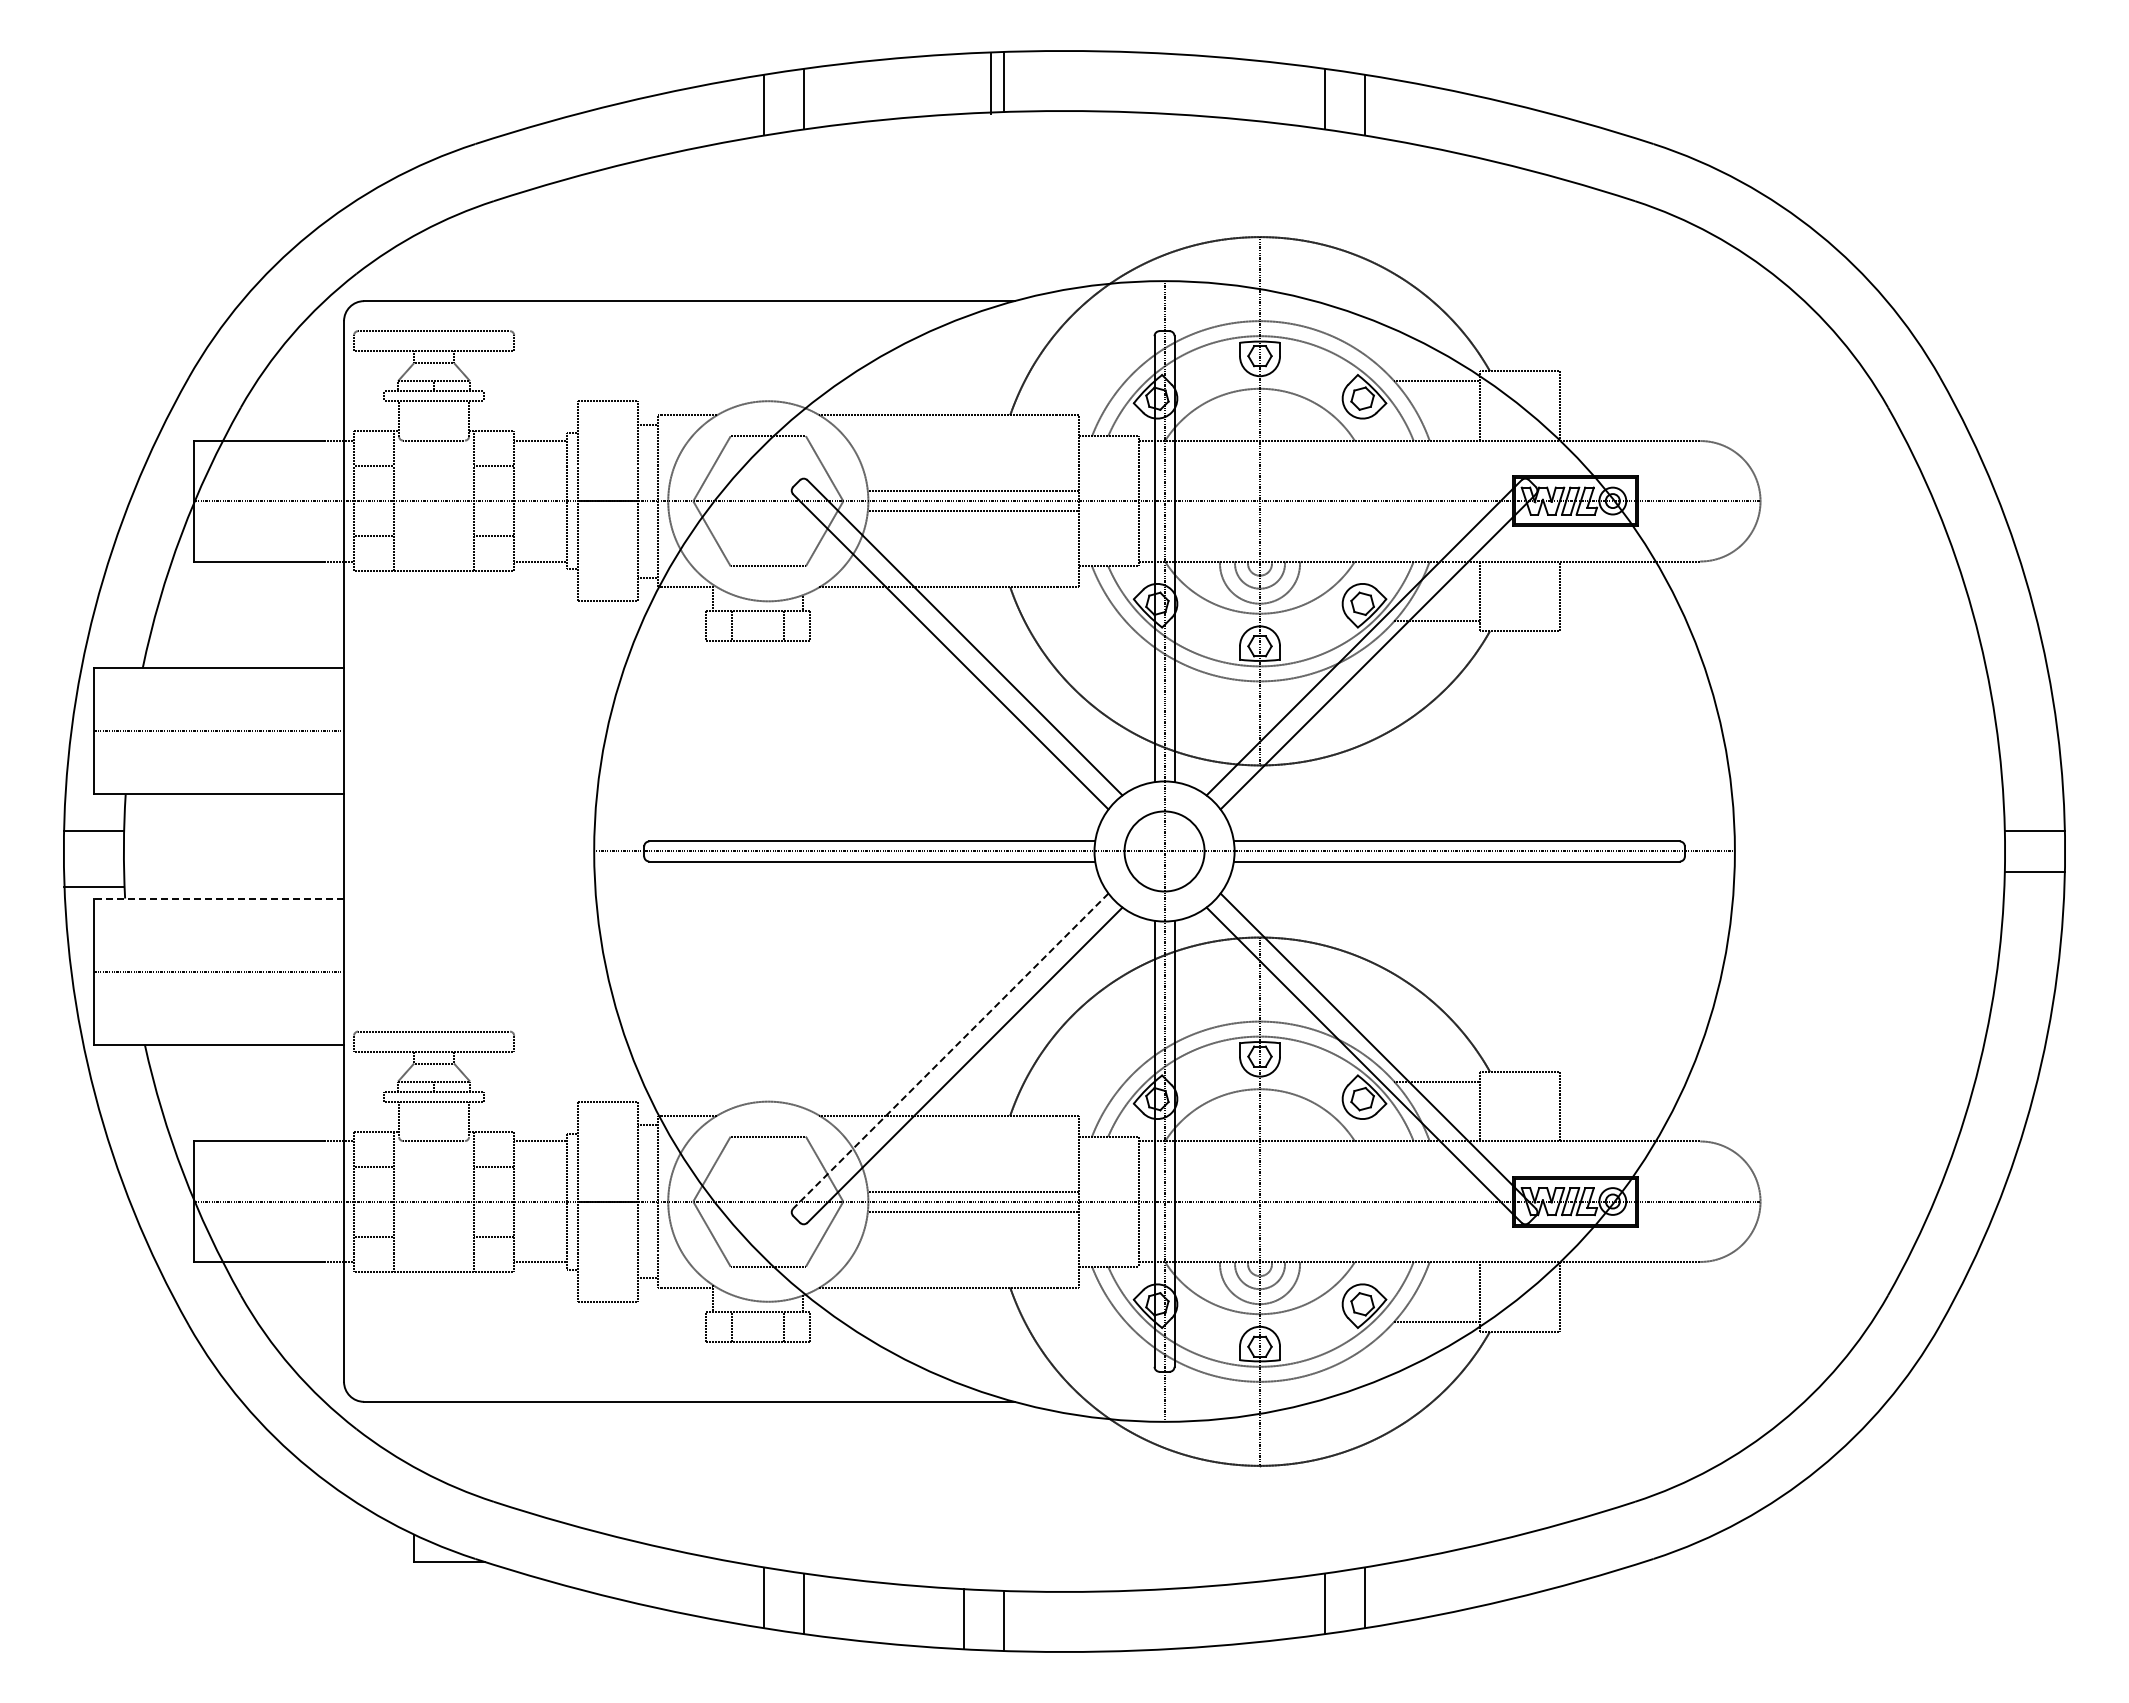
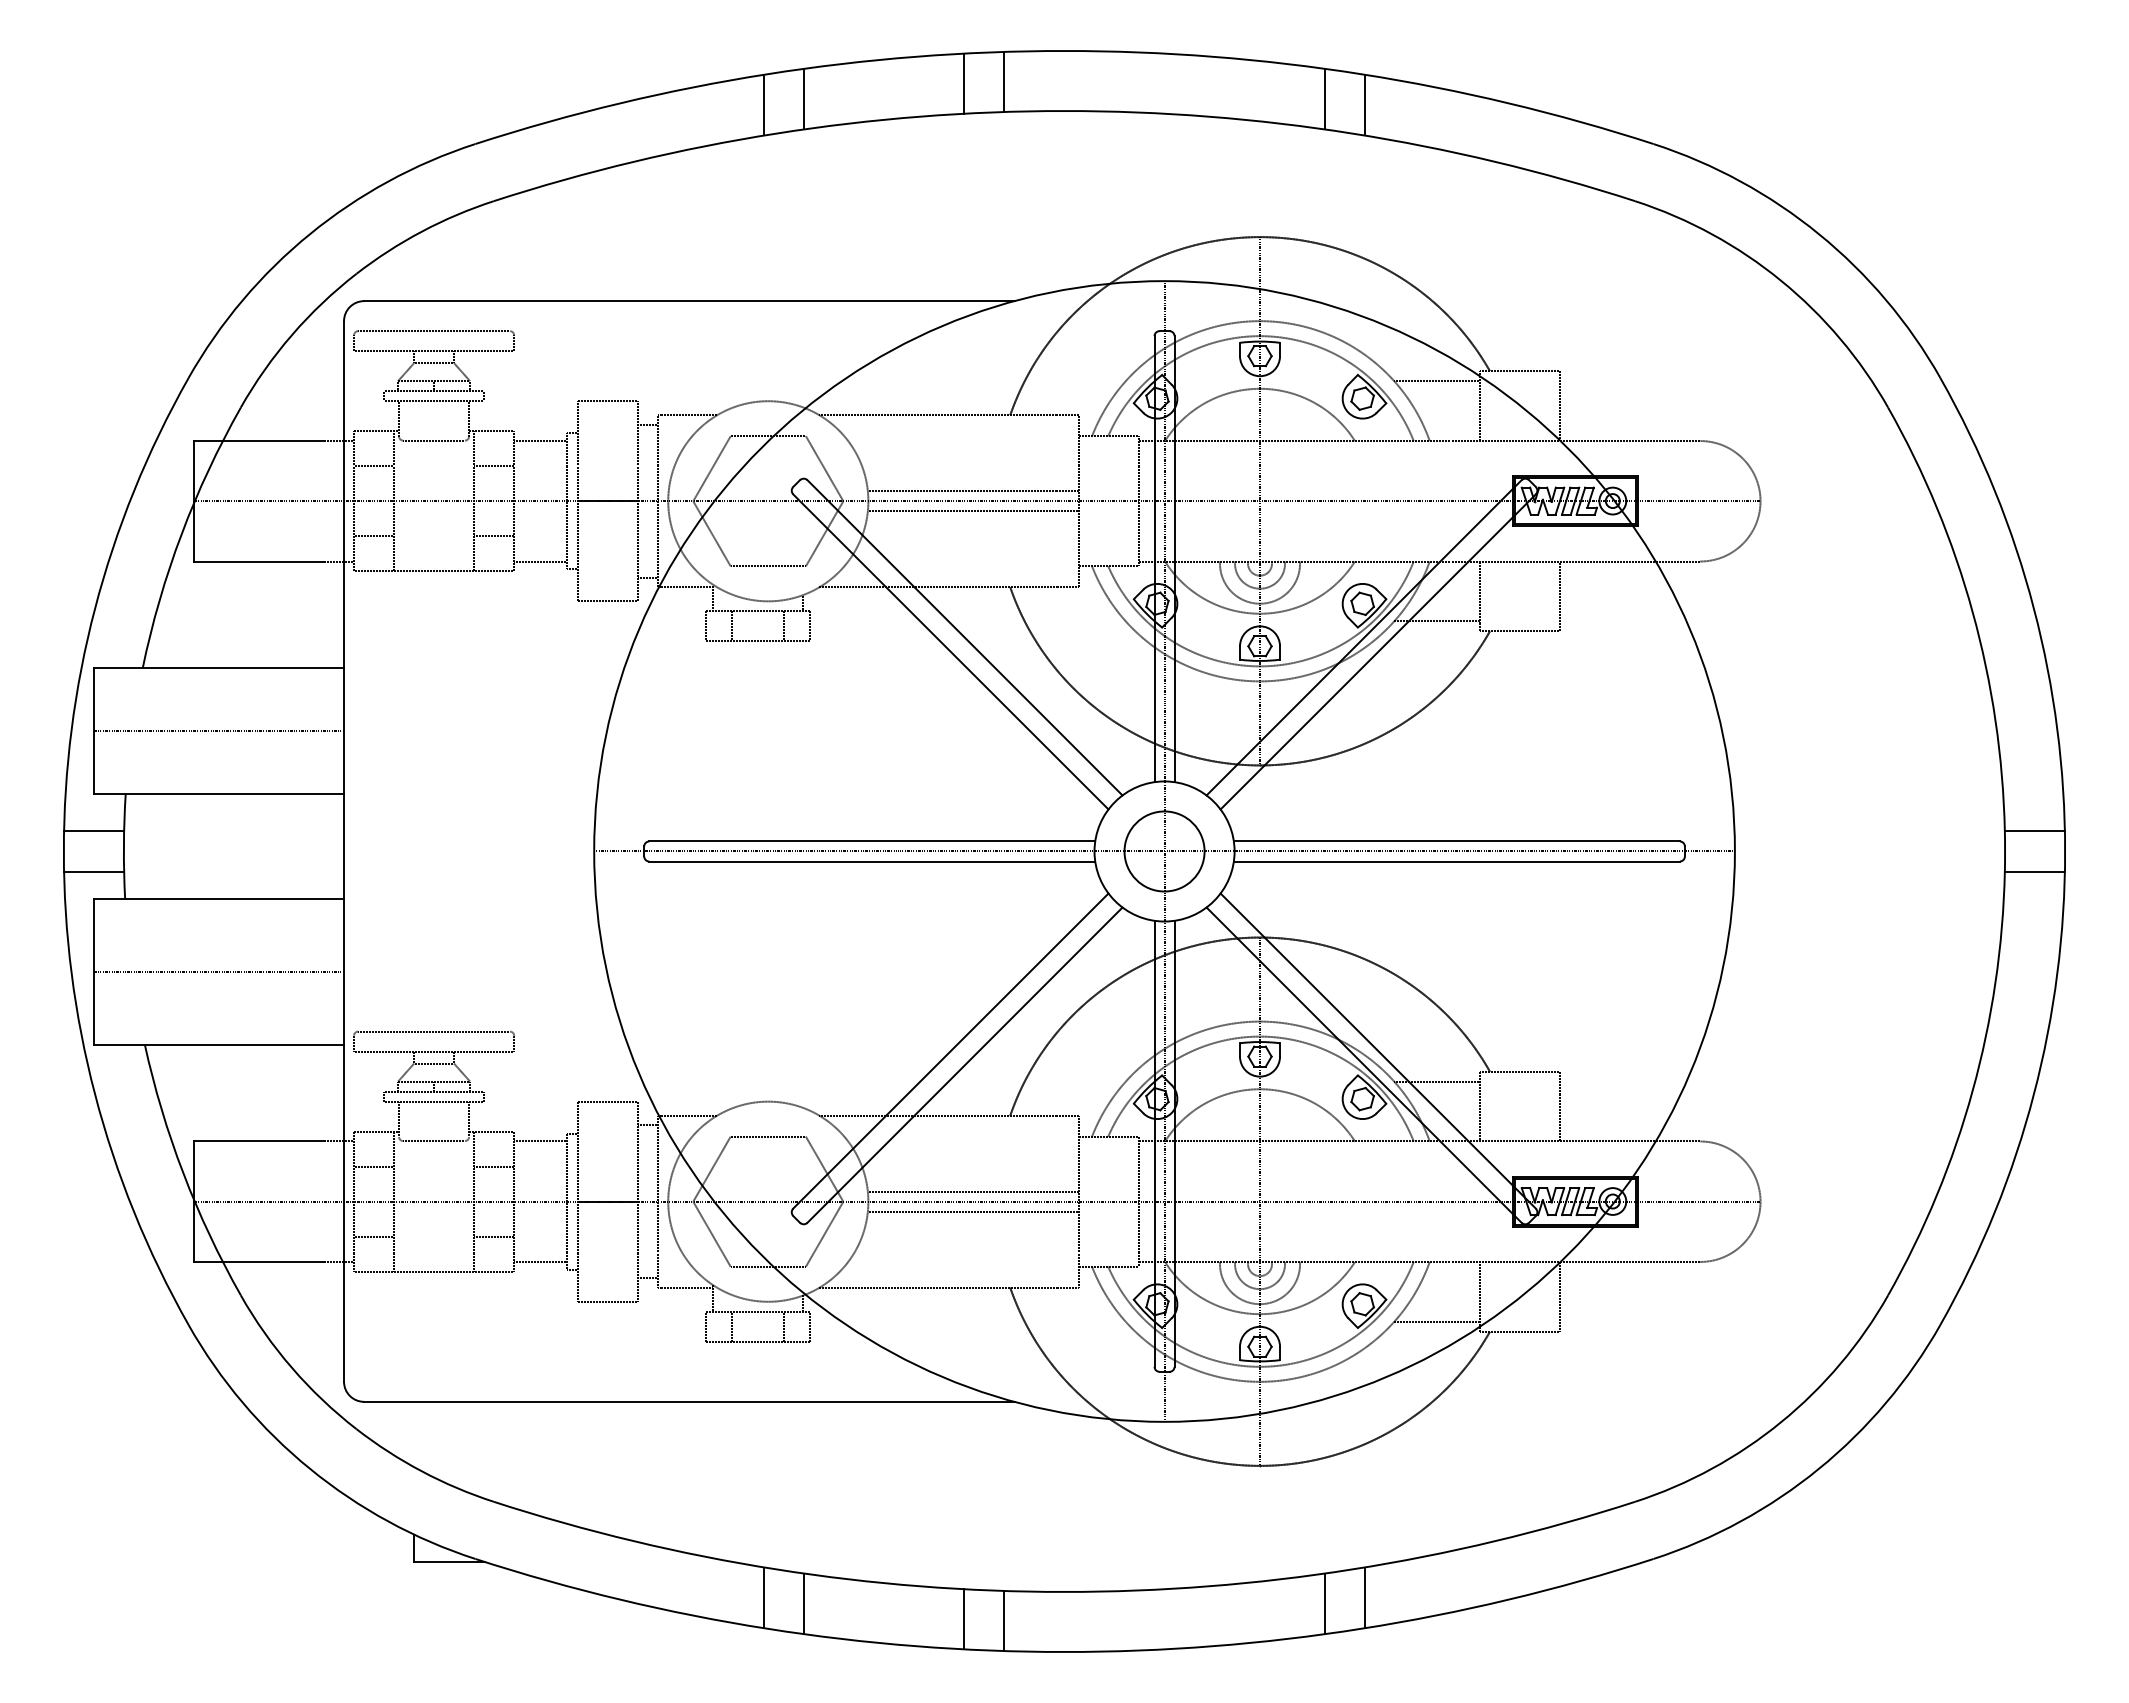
line position: (991, 83) -> (964, 83) (964, 83)
line position: (94, 886) -> (94, 871) (94, 871)
line: dashed -> solid (218, 898)
line: dashed -> solid (950, 1051)
